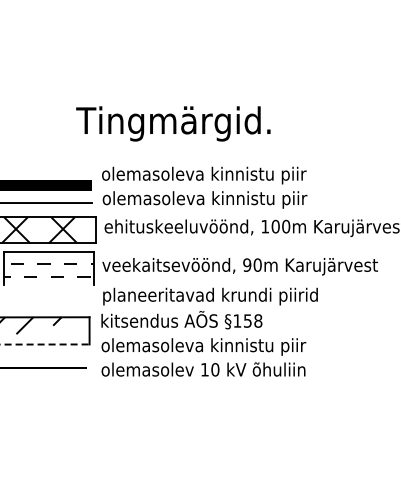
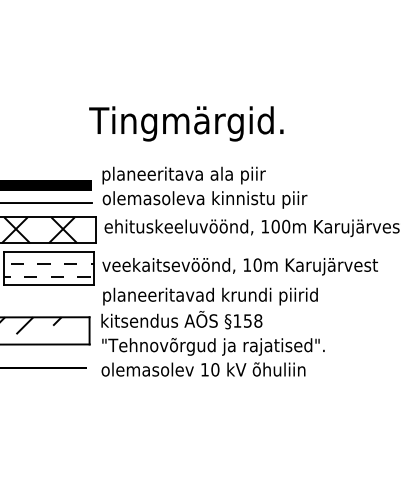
text position: (173, 123) -> (186, 123) (186, 123)
text: olemasoleva kinnistu piir -> planeeritava ala piir (204, 175)
text: 90m -> 10m (247, 264)
line: none -> present (48, 285)
line: dashed -> solid (45, 344)
text: olemasoleva kinnistu piir -> "Tehnovõrgud ja rajatised". (212, 346)
